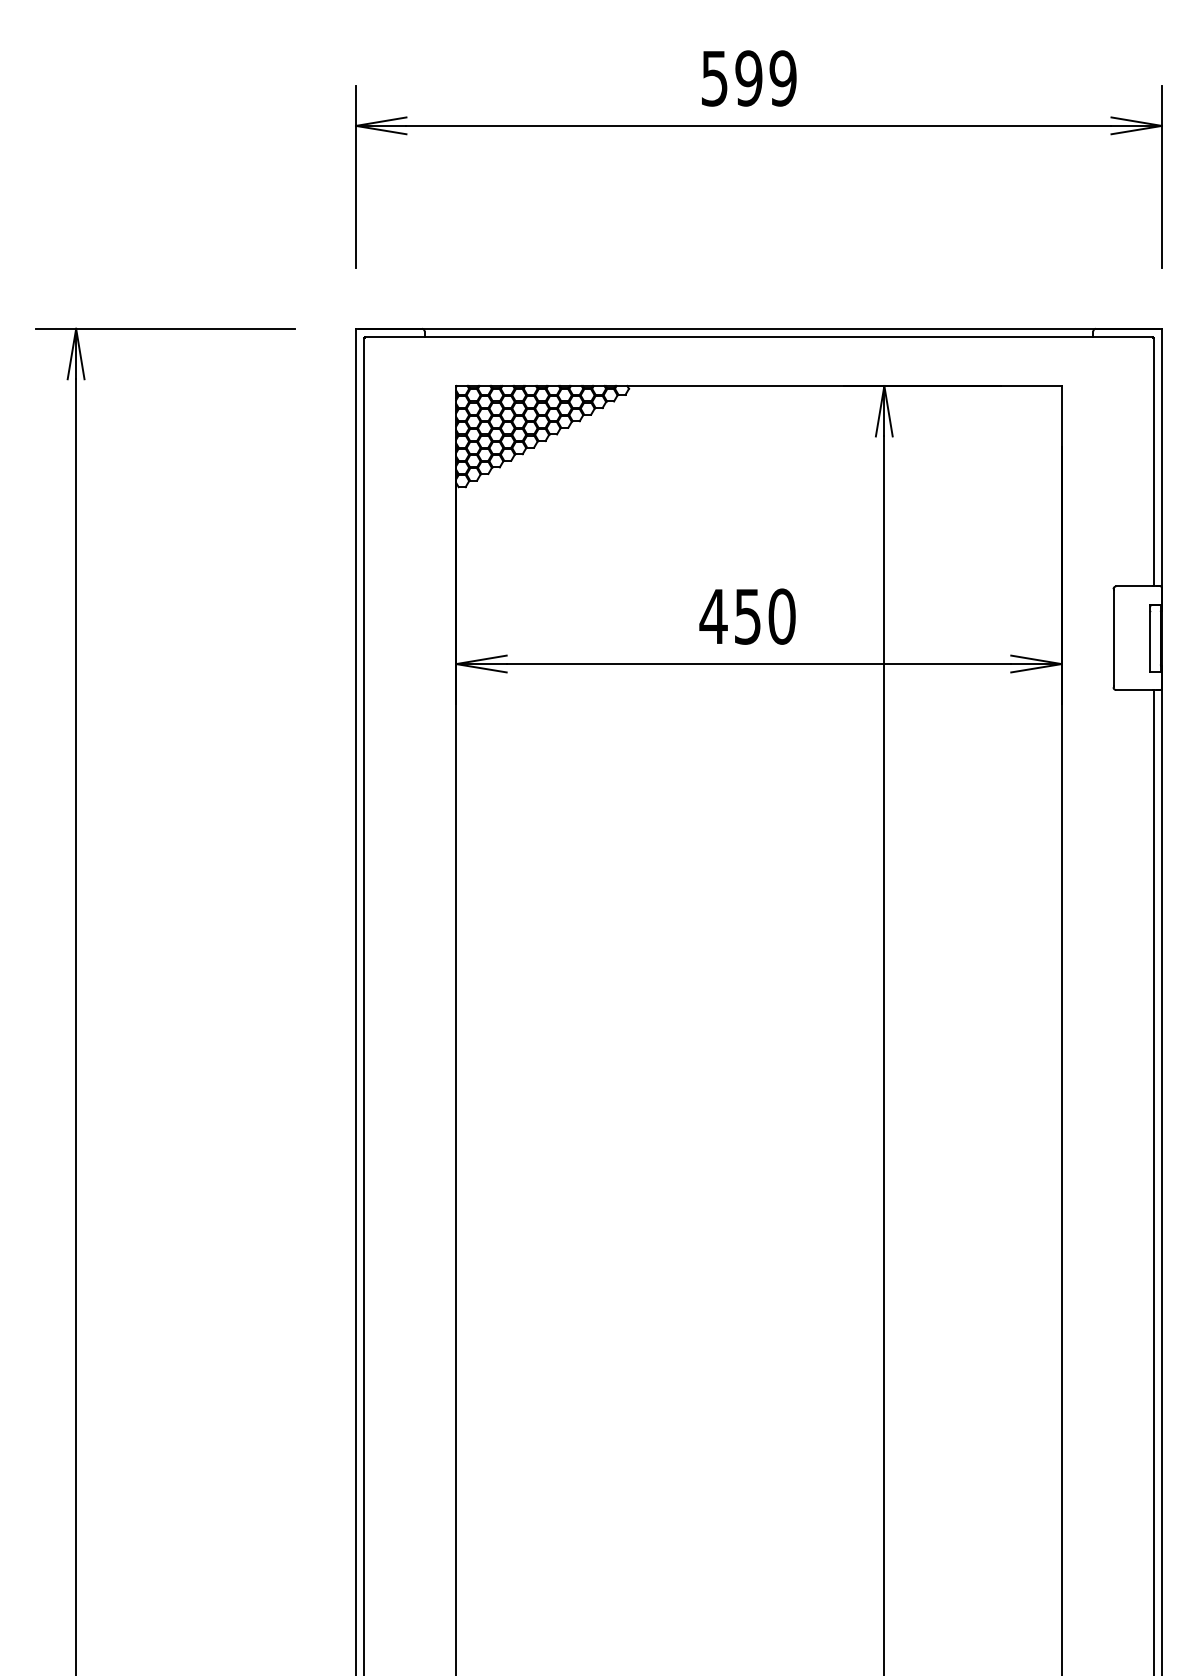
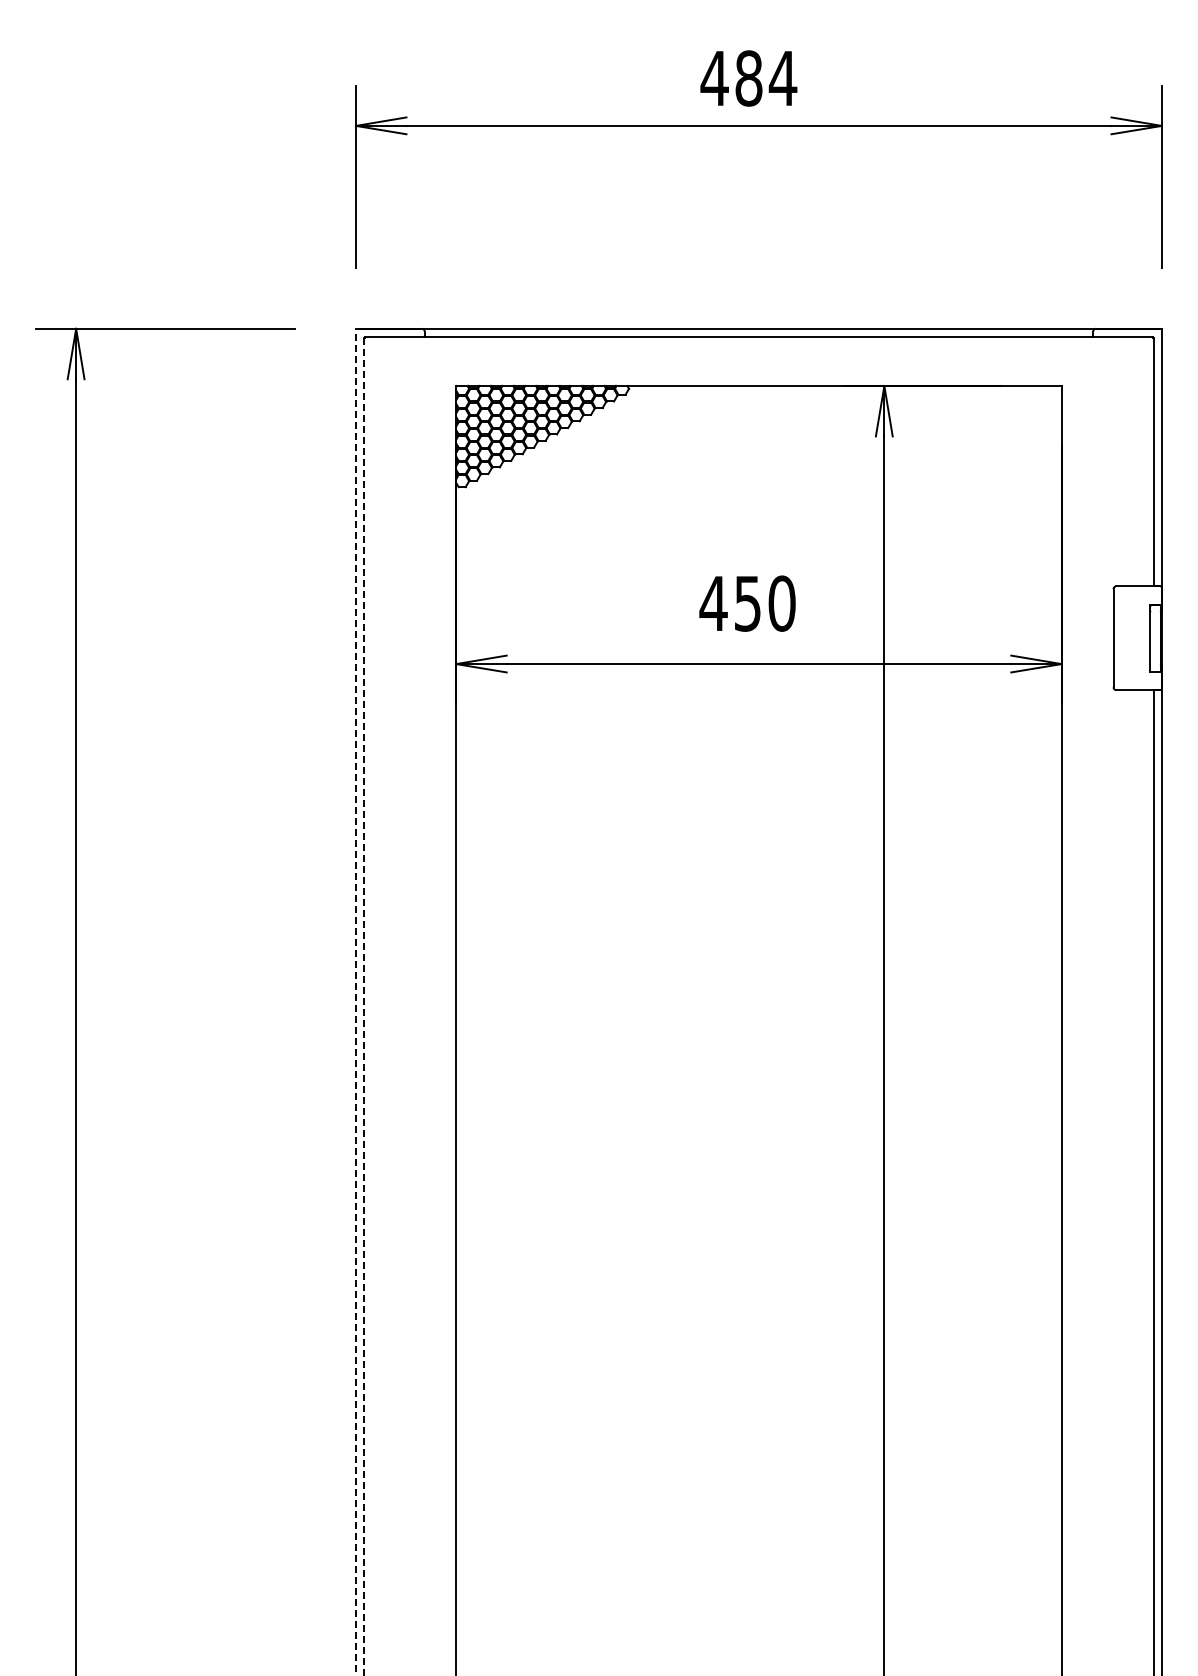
text: 599 -> 484 (748, 78)
text position: (747, 616) -> (747, 603) (747, 603)
line: solid -> dashed (356, 1001)
line: solid -> dashed (364, 1007)
